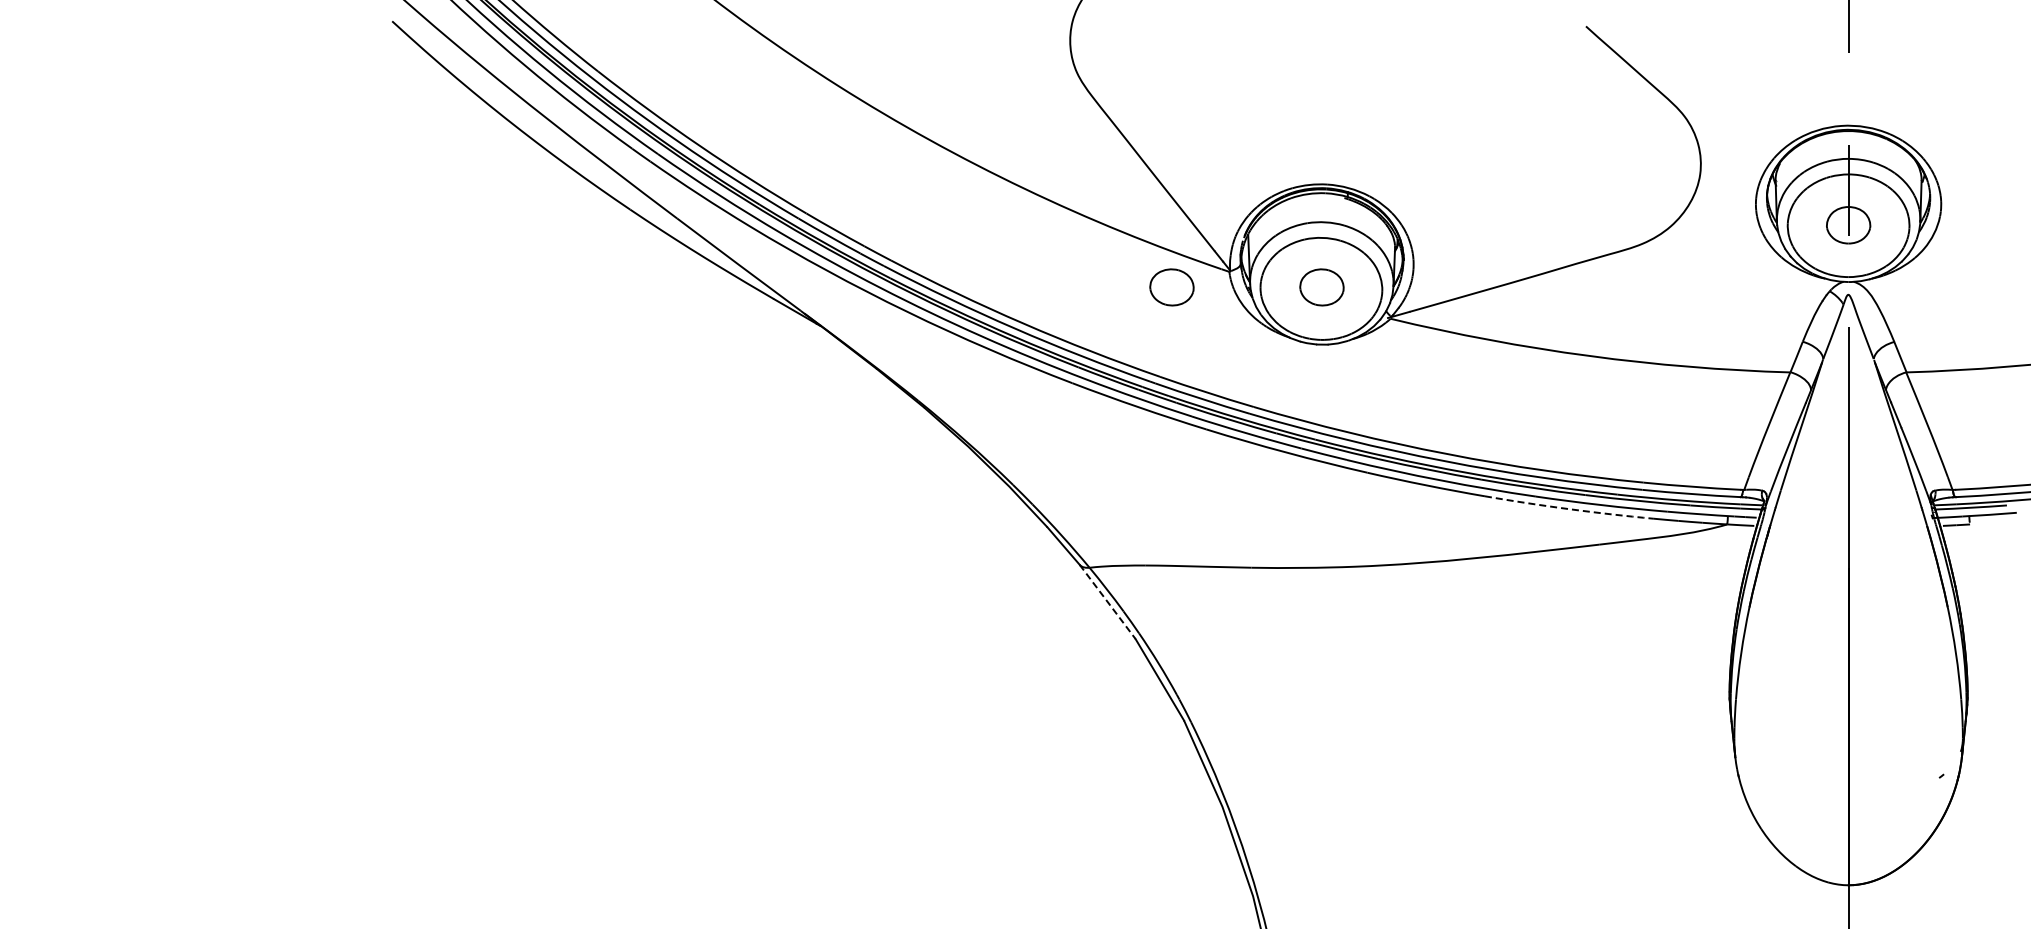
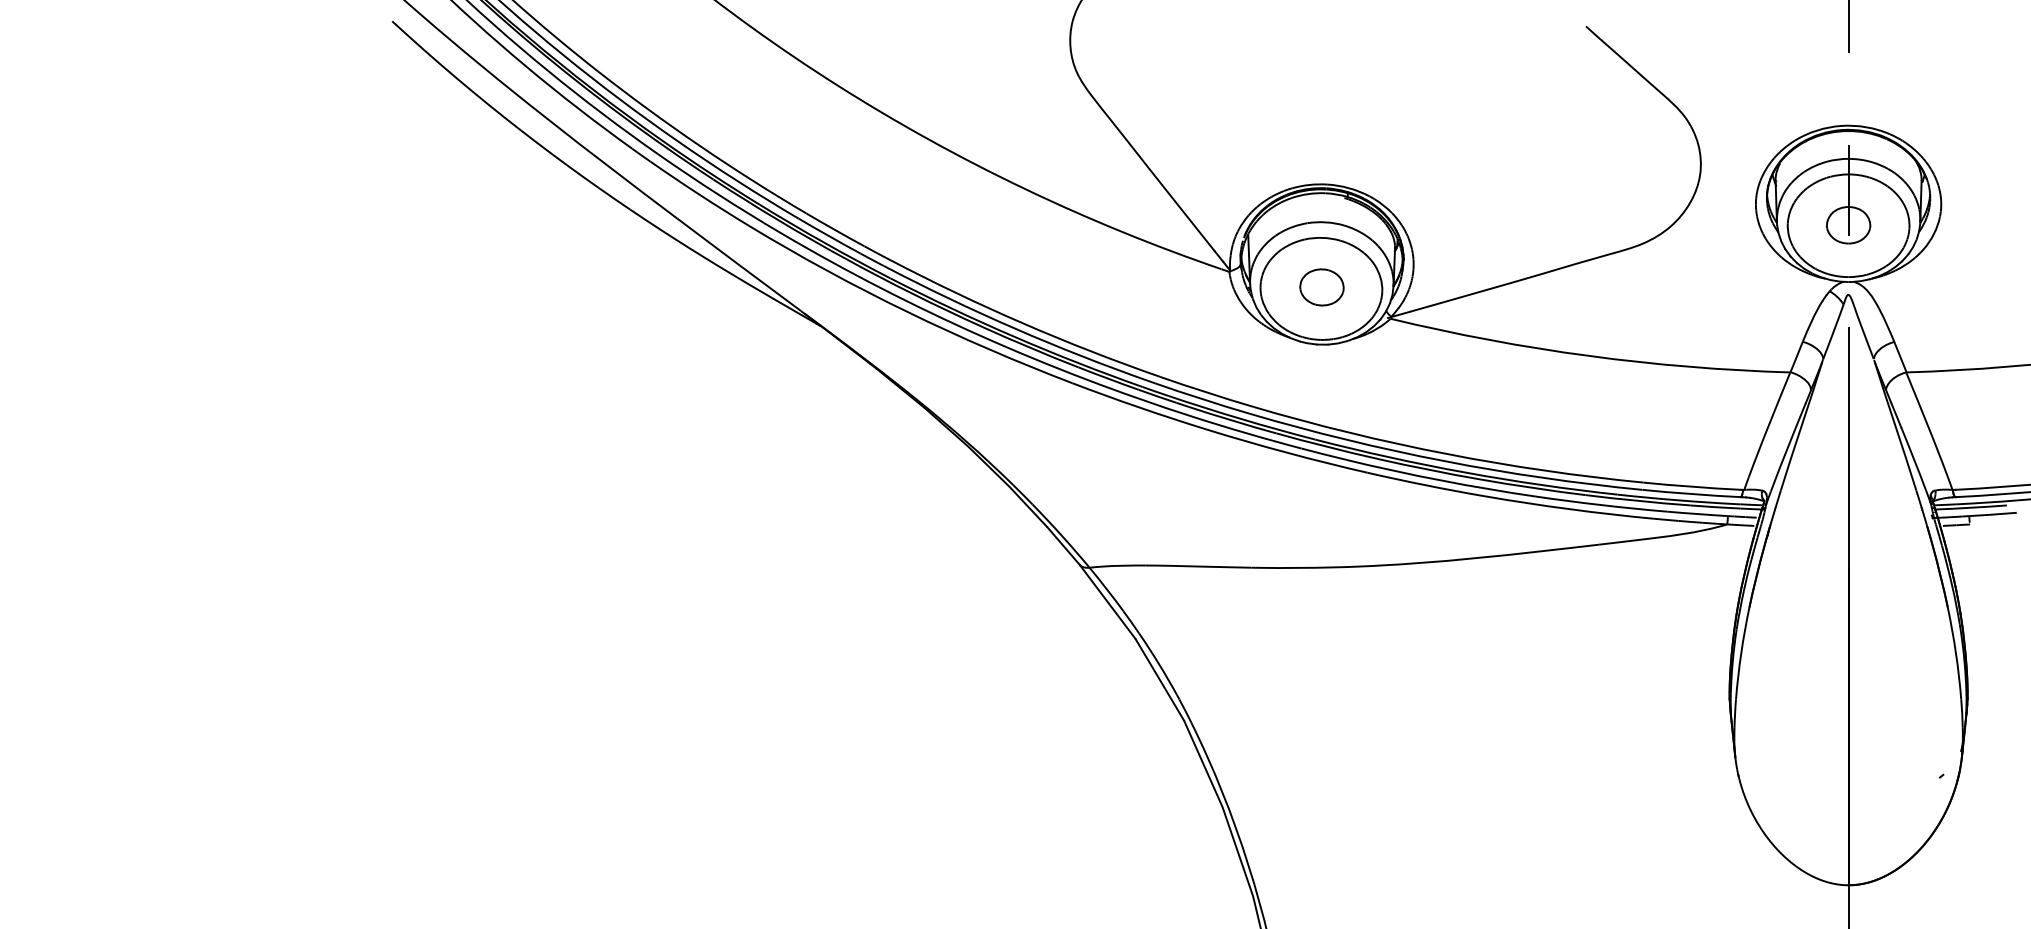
part: present -> none (1171, 287)
arc: dashed -> solid (1569, 509)
line: dashed -> solid (1107, 602)
